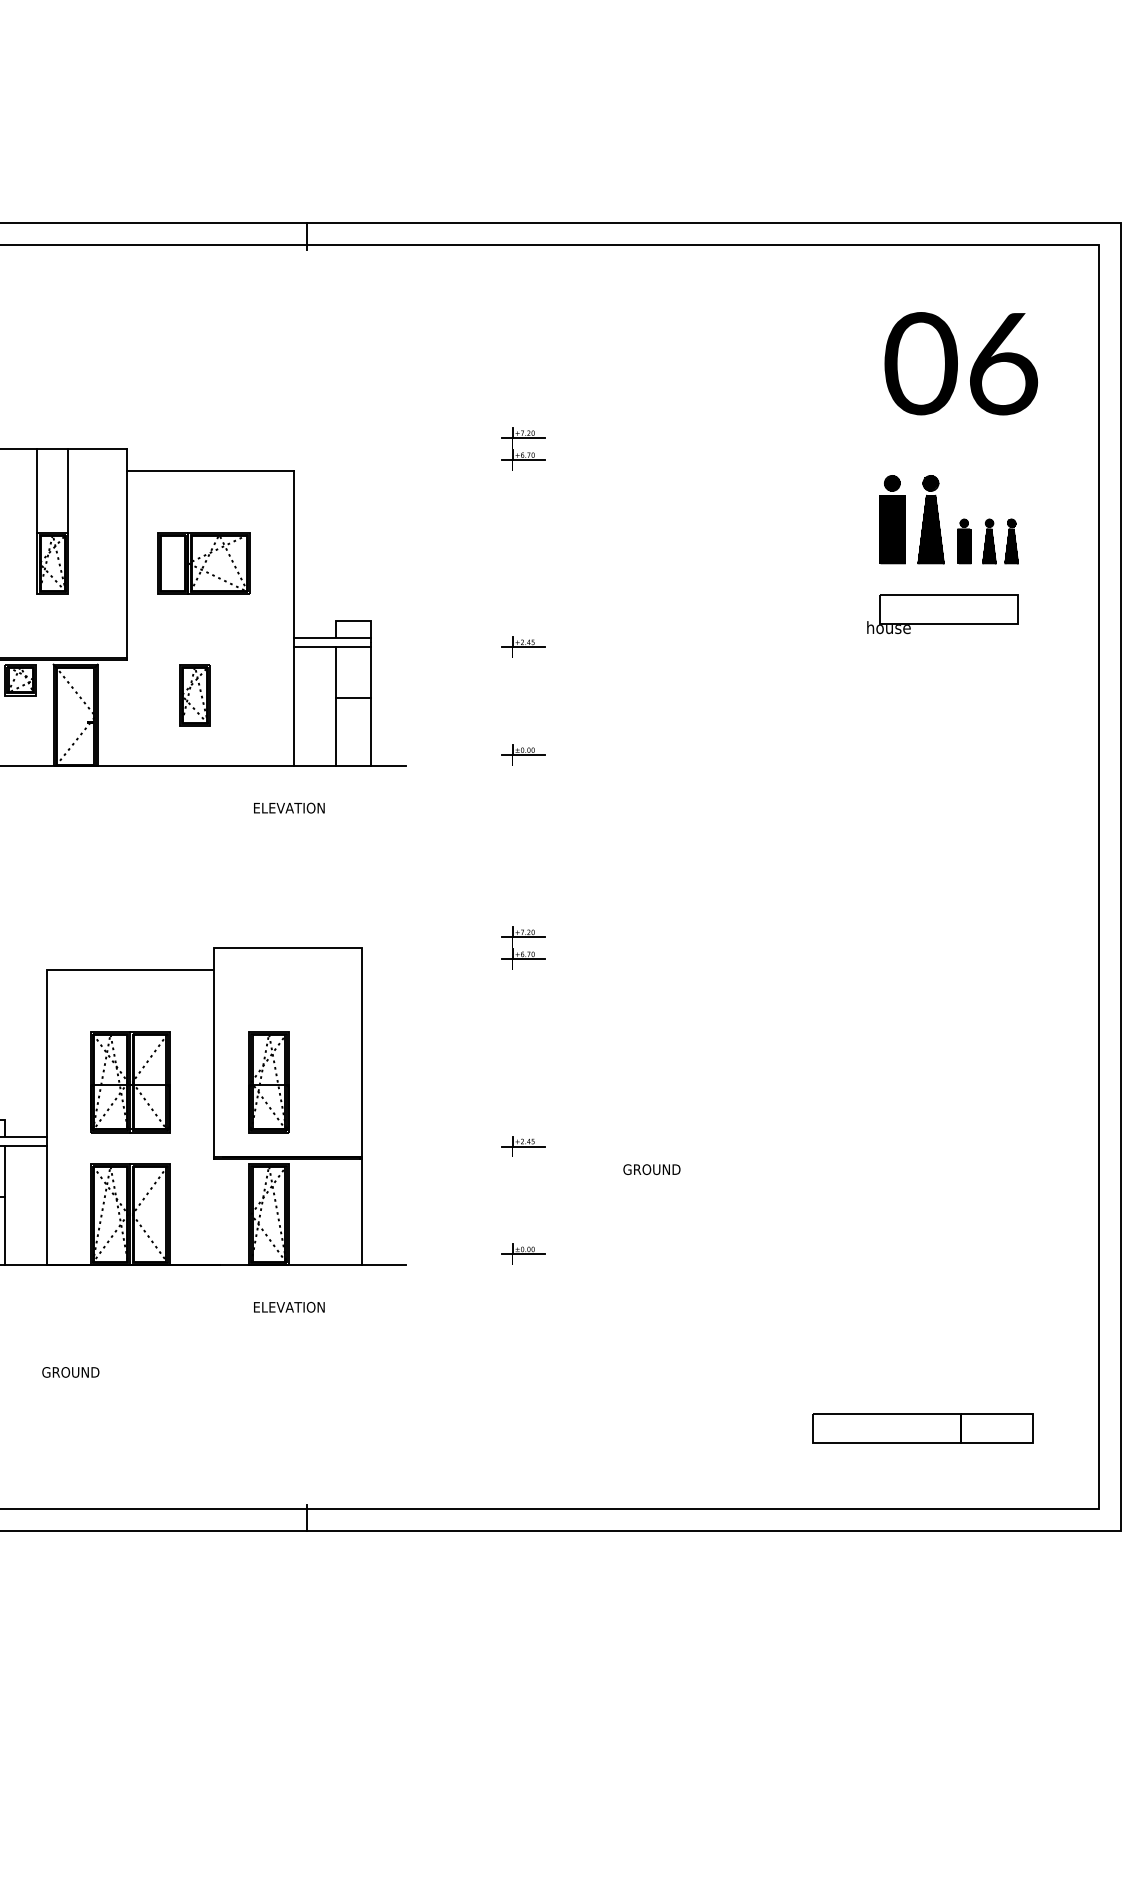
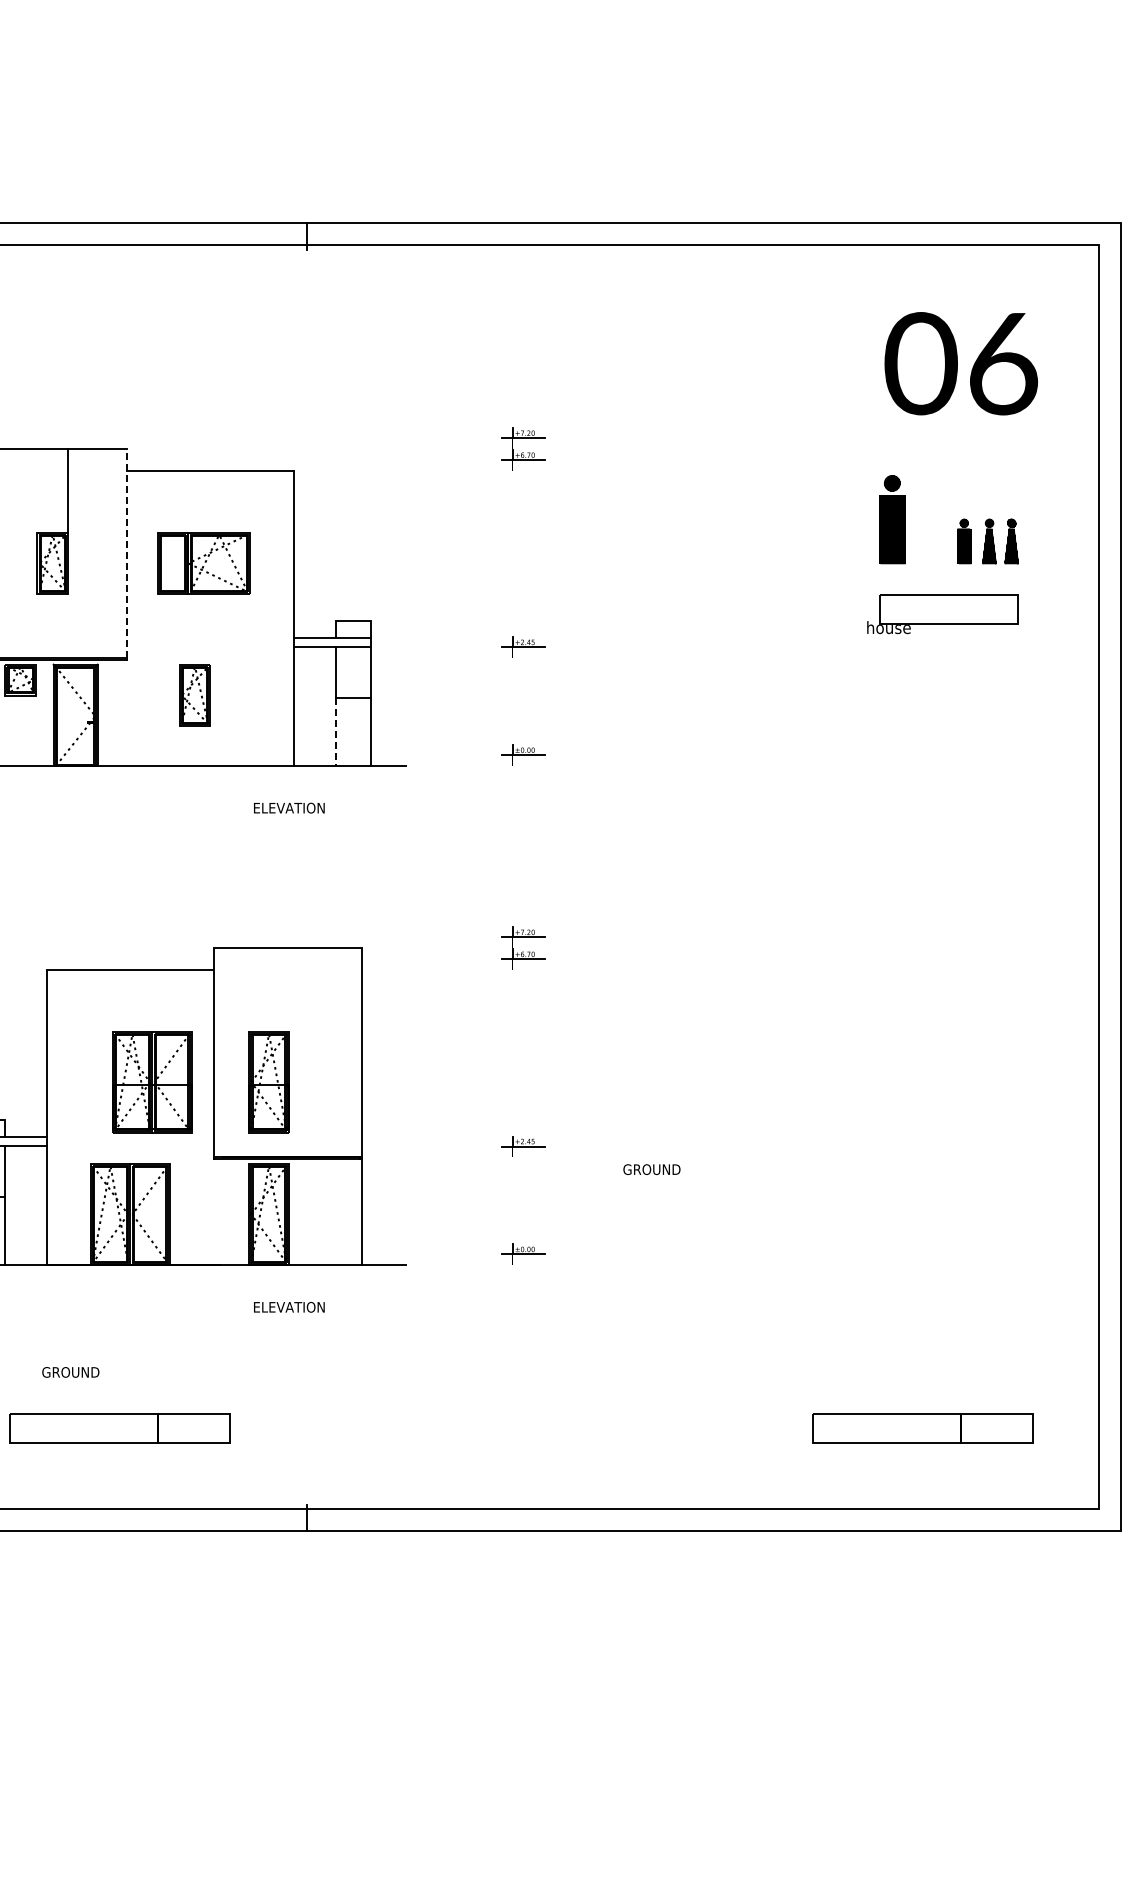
line: present -> none (37, 490)
part: present -> none (930, 519)
line: solid -> dashed (126, 553)
line: solid -> dashed (335, 732)
part position: (130, 1082) -> (152, 1082) (152, 1082)
part: none -> present (119, 1428)
